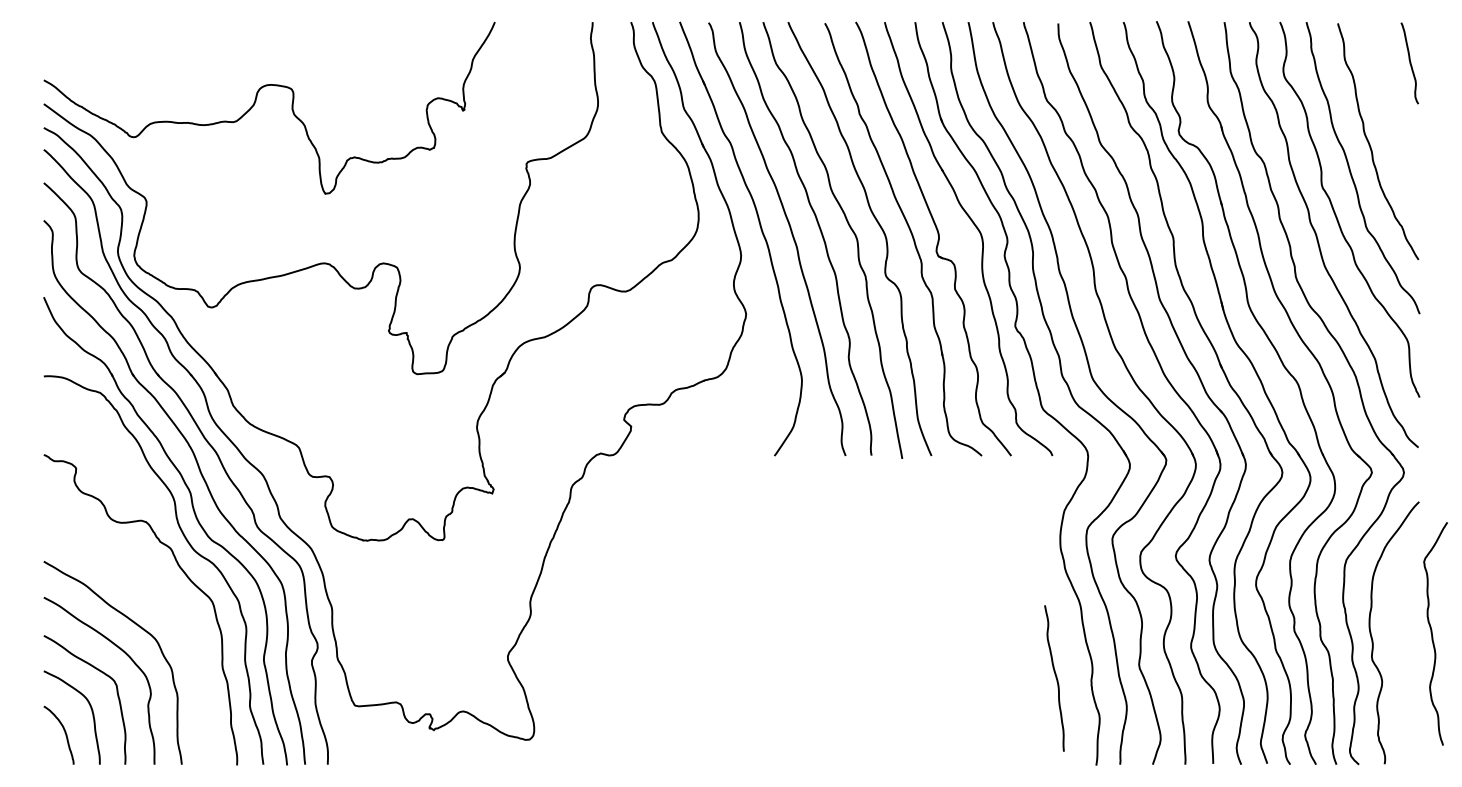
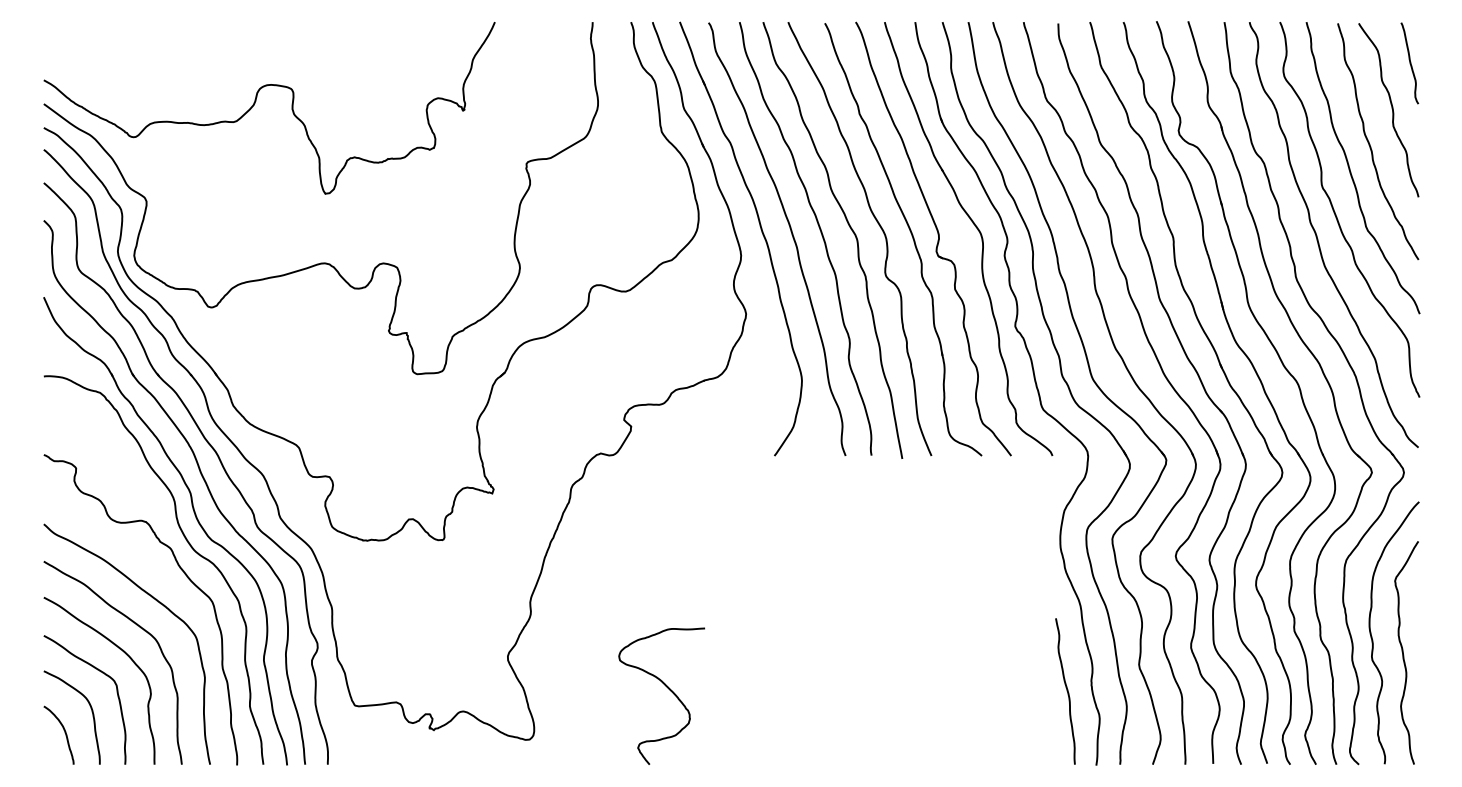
curve: none -> present (1391, 108)
curve: none -> present (156, 601)
curve position: (1432, 633) -> (1403, 652) (1403, 652)
curve position: (1055, 678) -> (1066, 691) (1066, 691)
curve: none -> present (667, 688)
